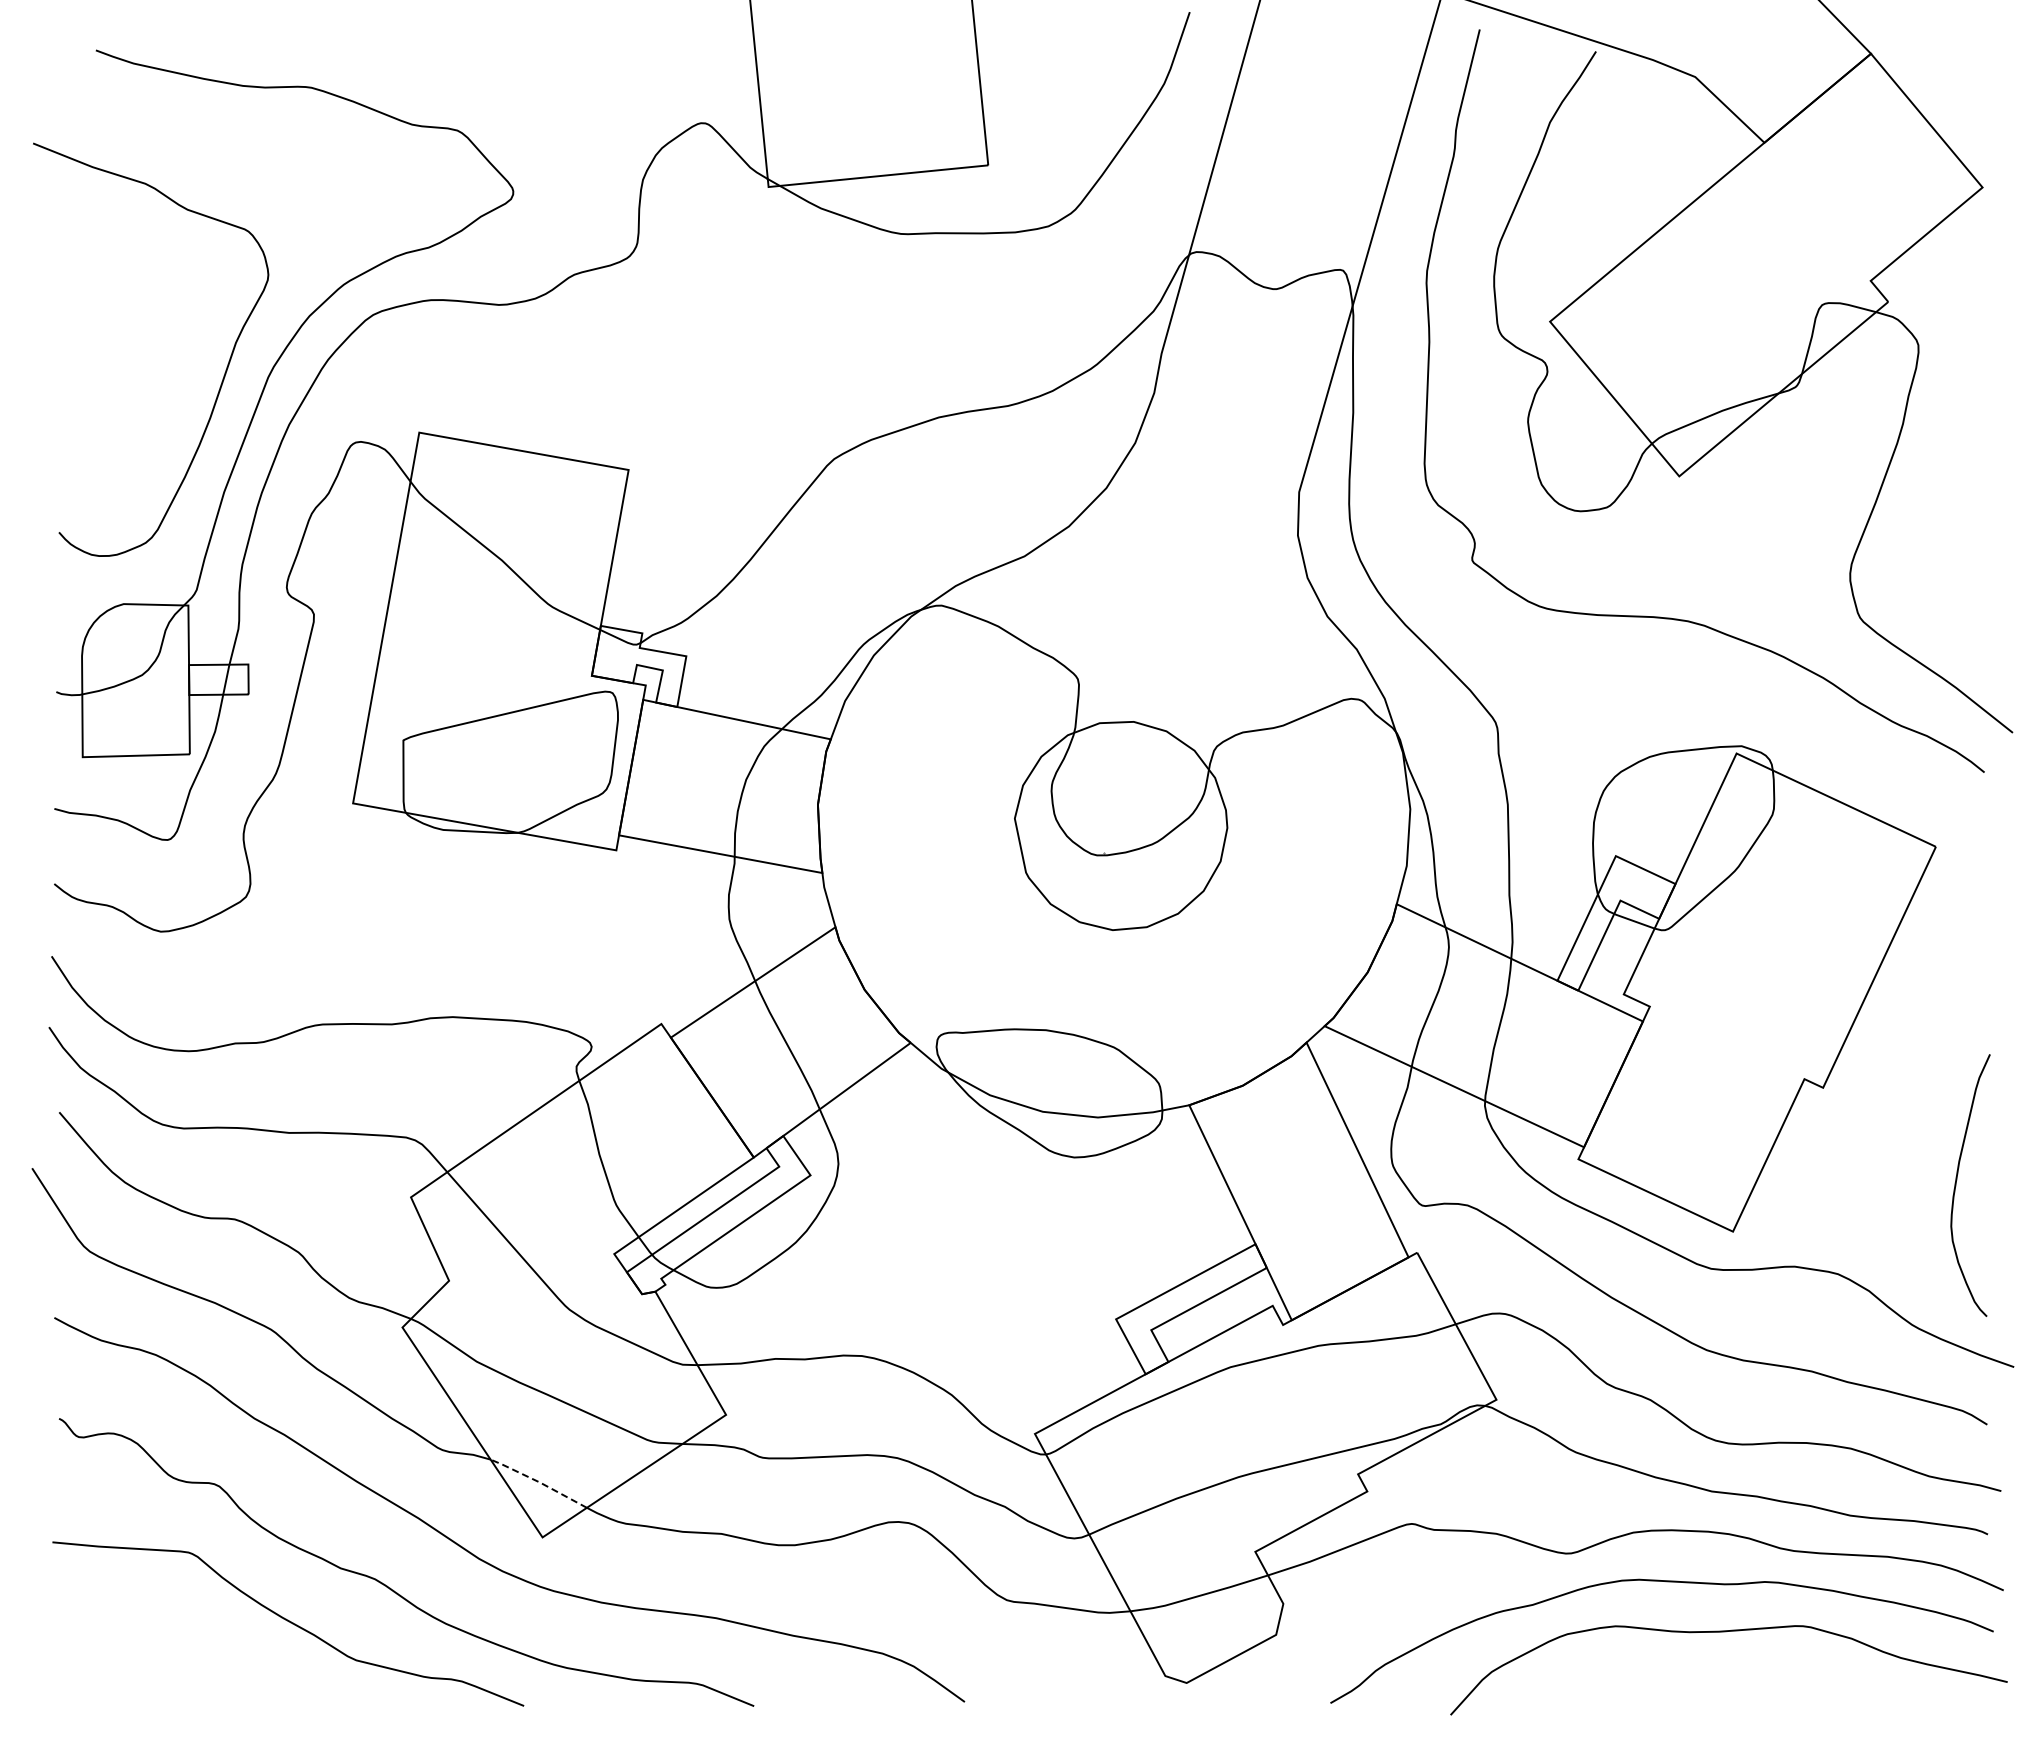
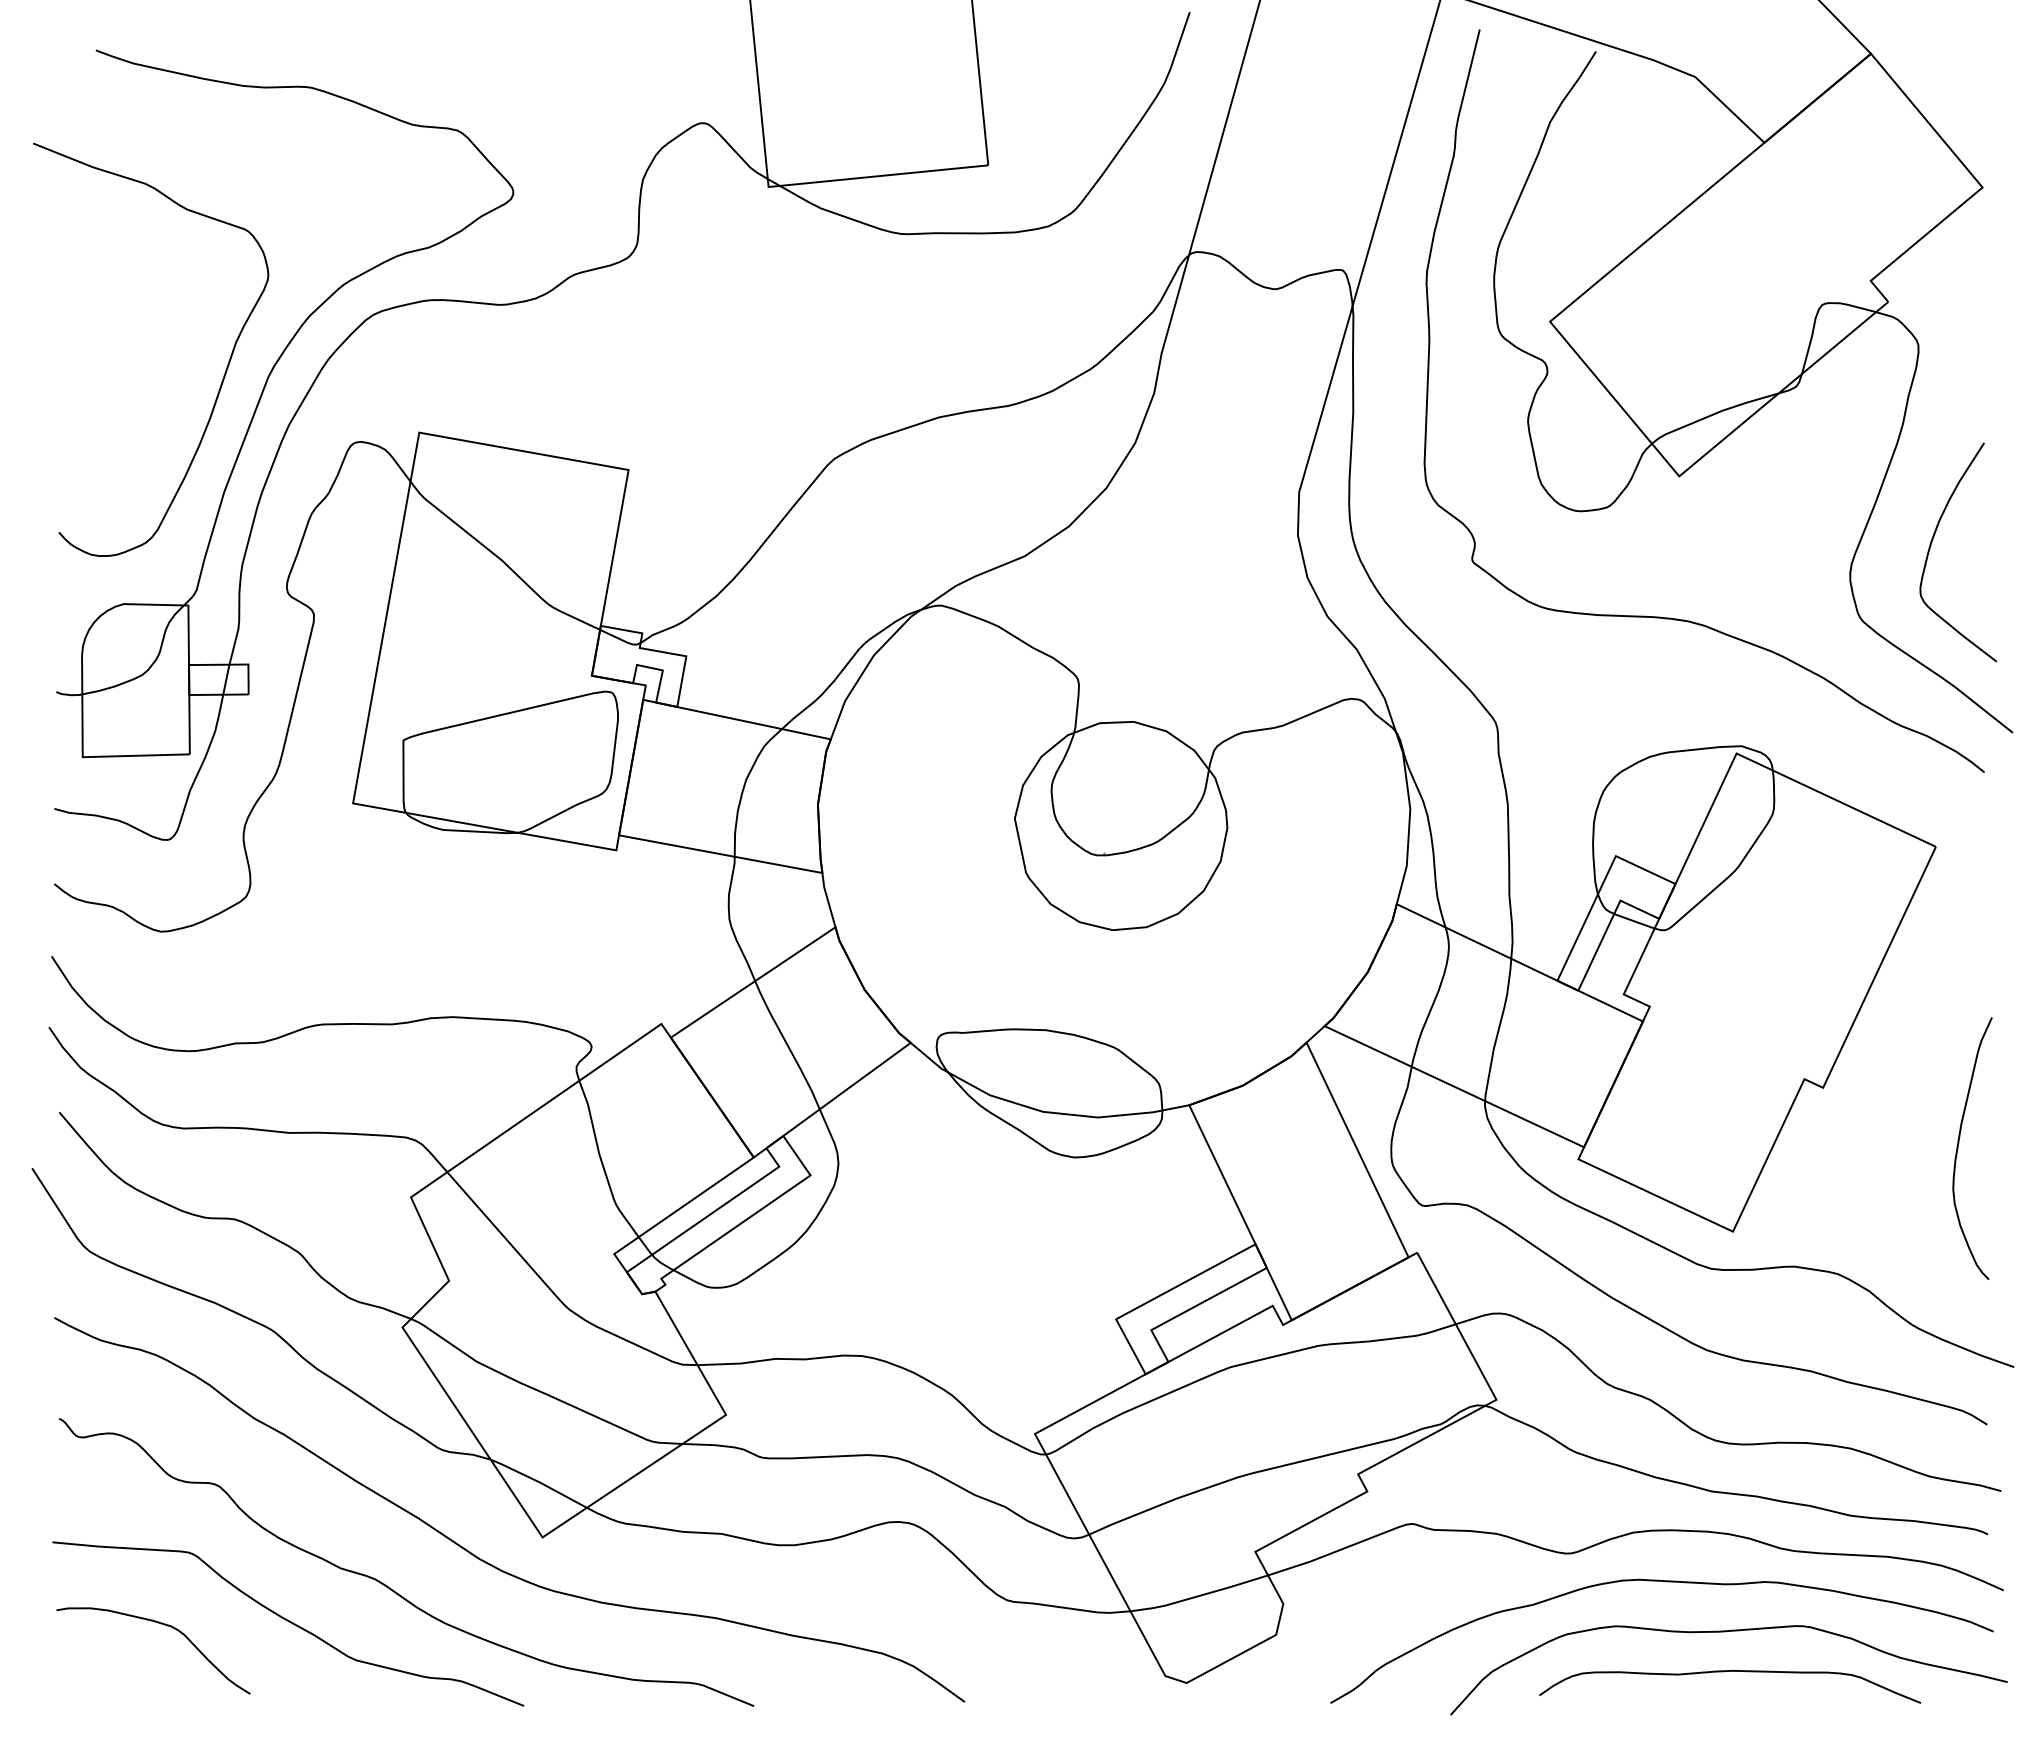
curve: none -> present (1932, 542)
curve position: (1957, 1180) -> (1959, 1143) (1959, 1143)
line: dashed -> solid (539, 1482)
curve: none -> present (161, 1624)
curve: none -> present (1730, 1671)
